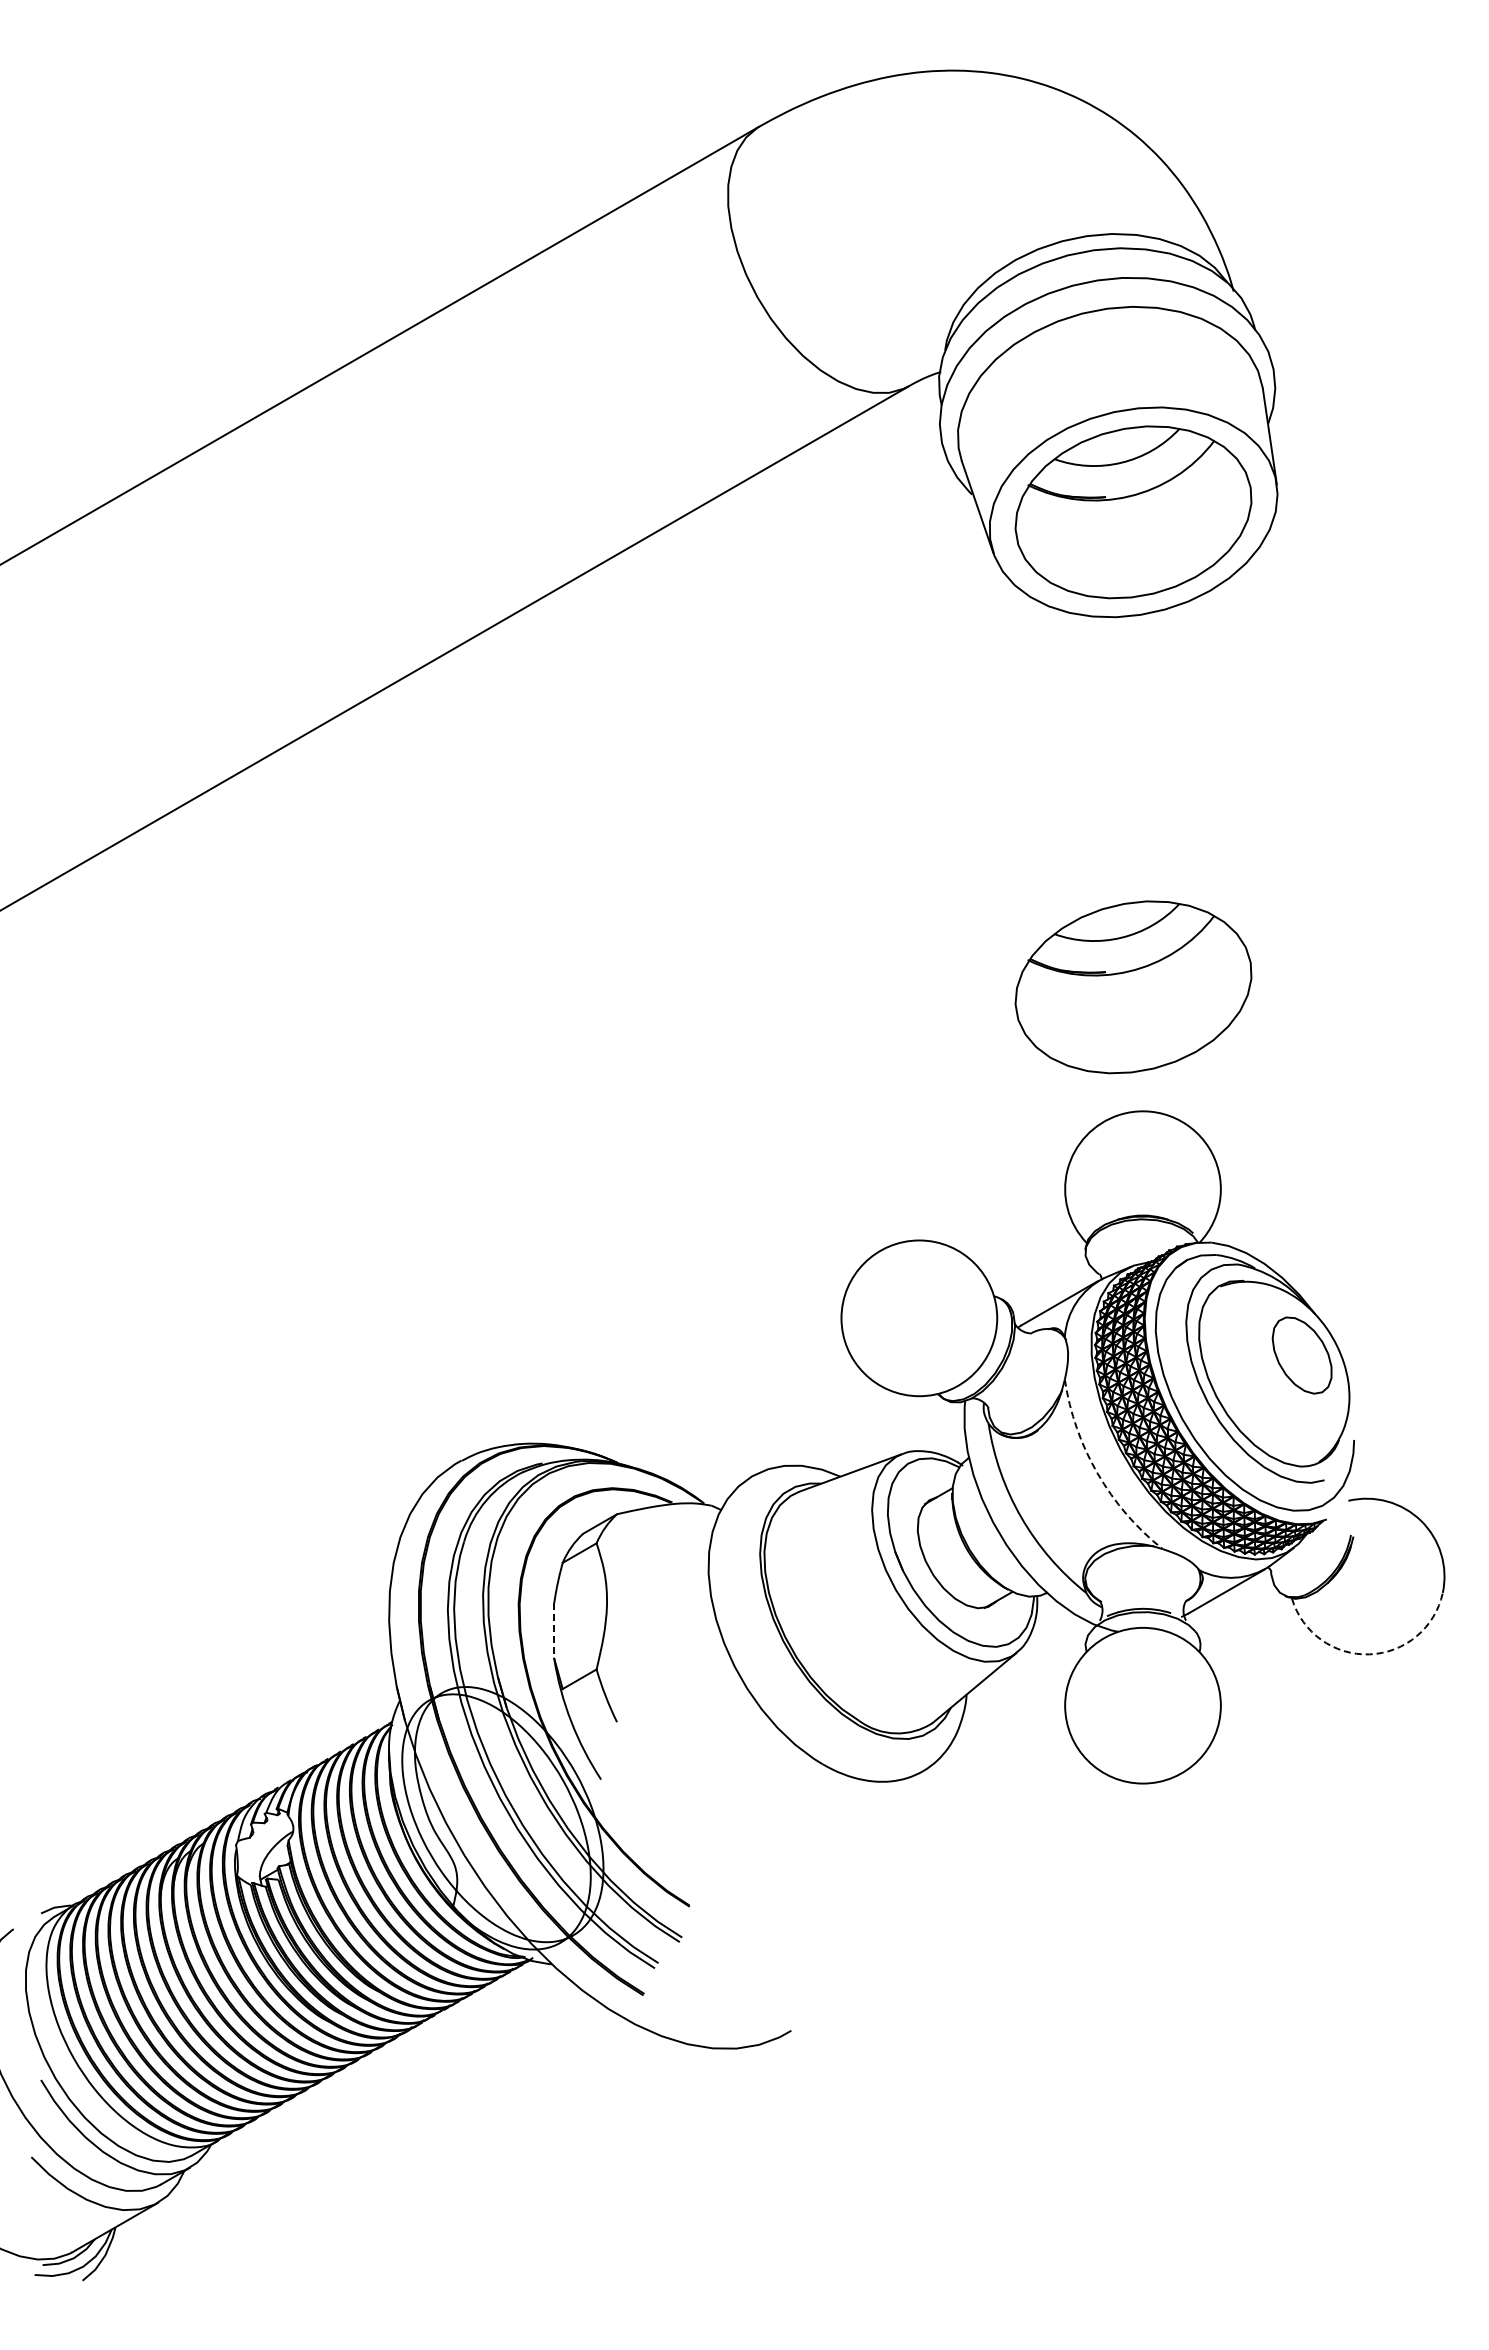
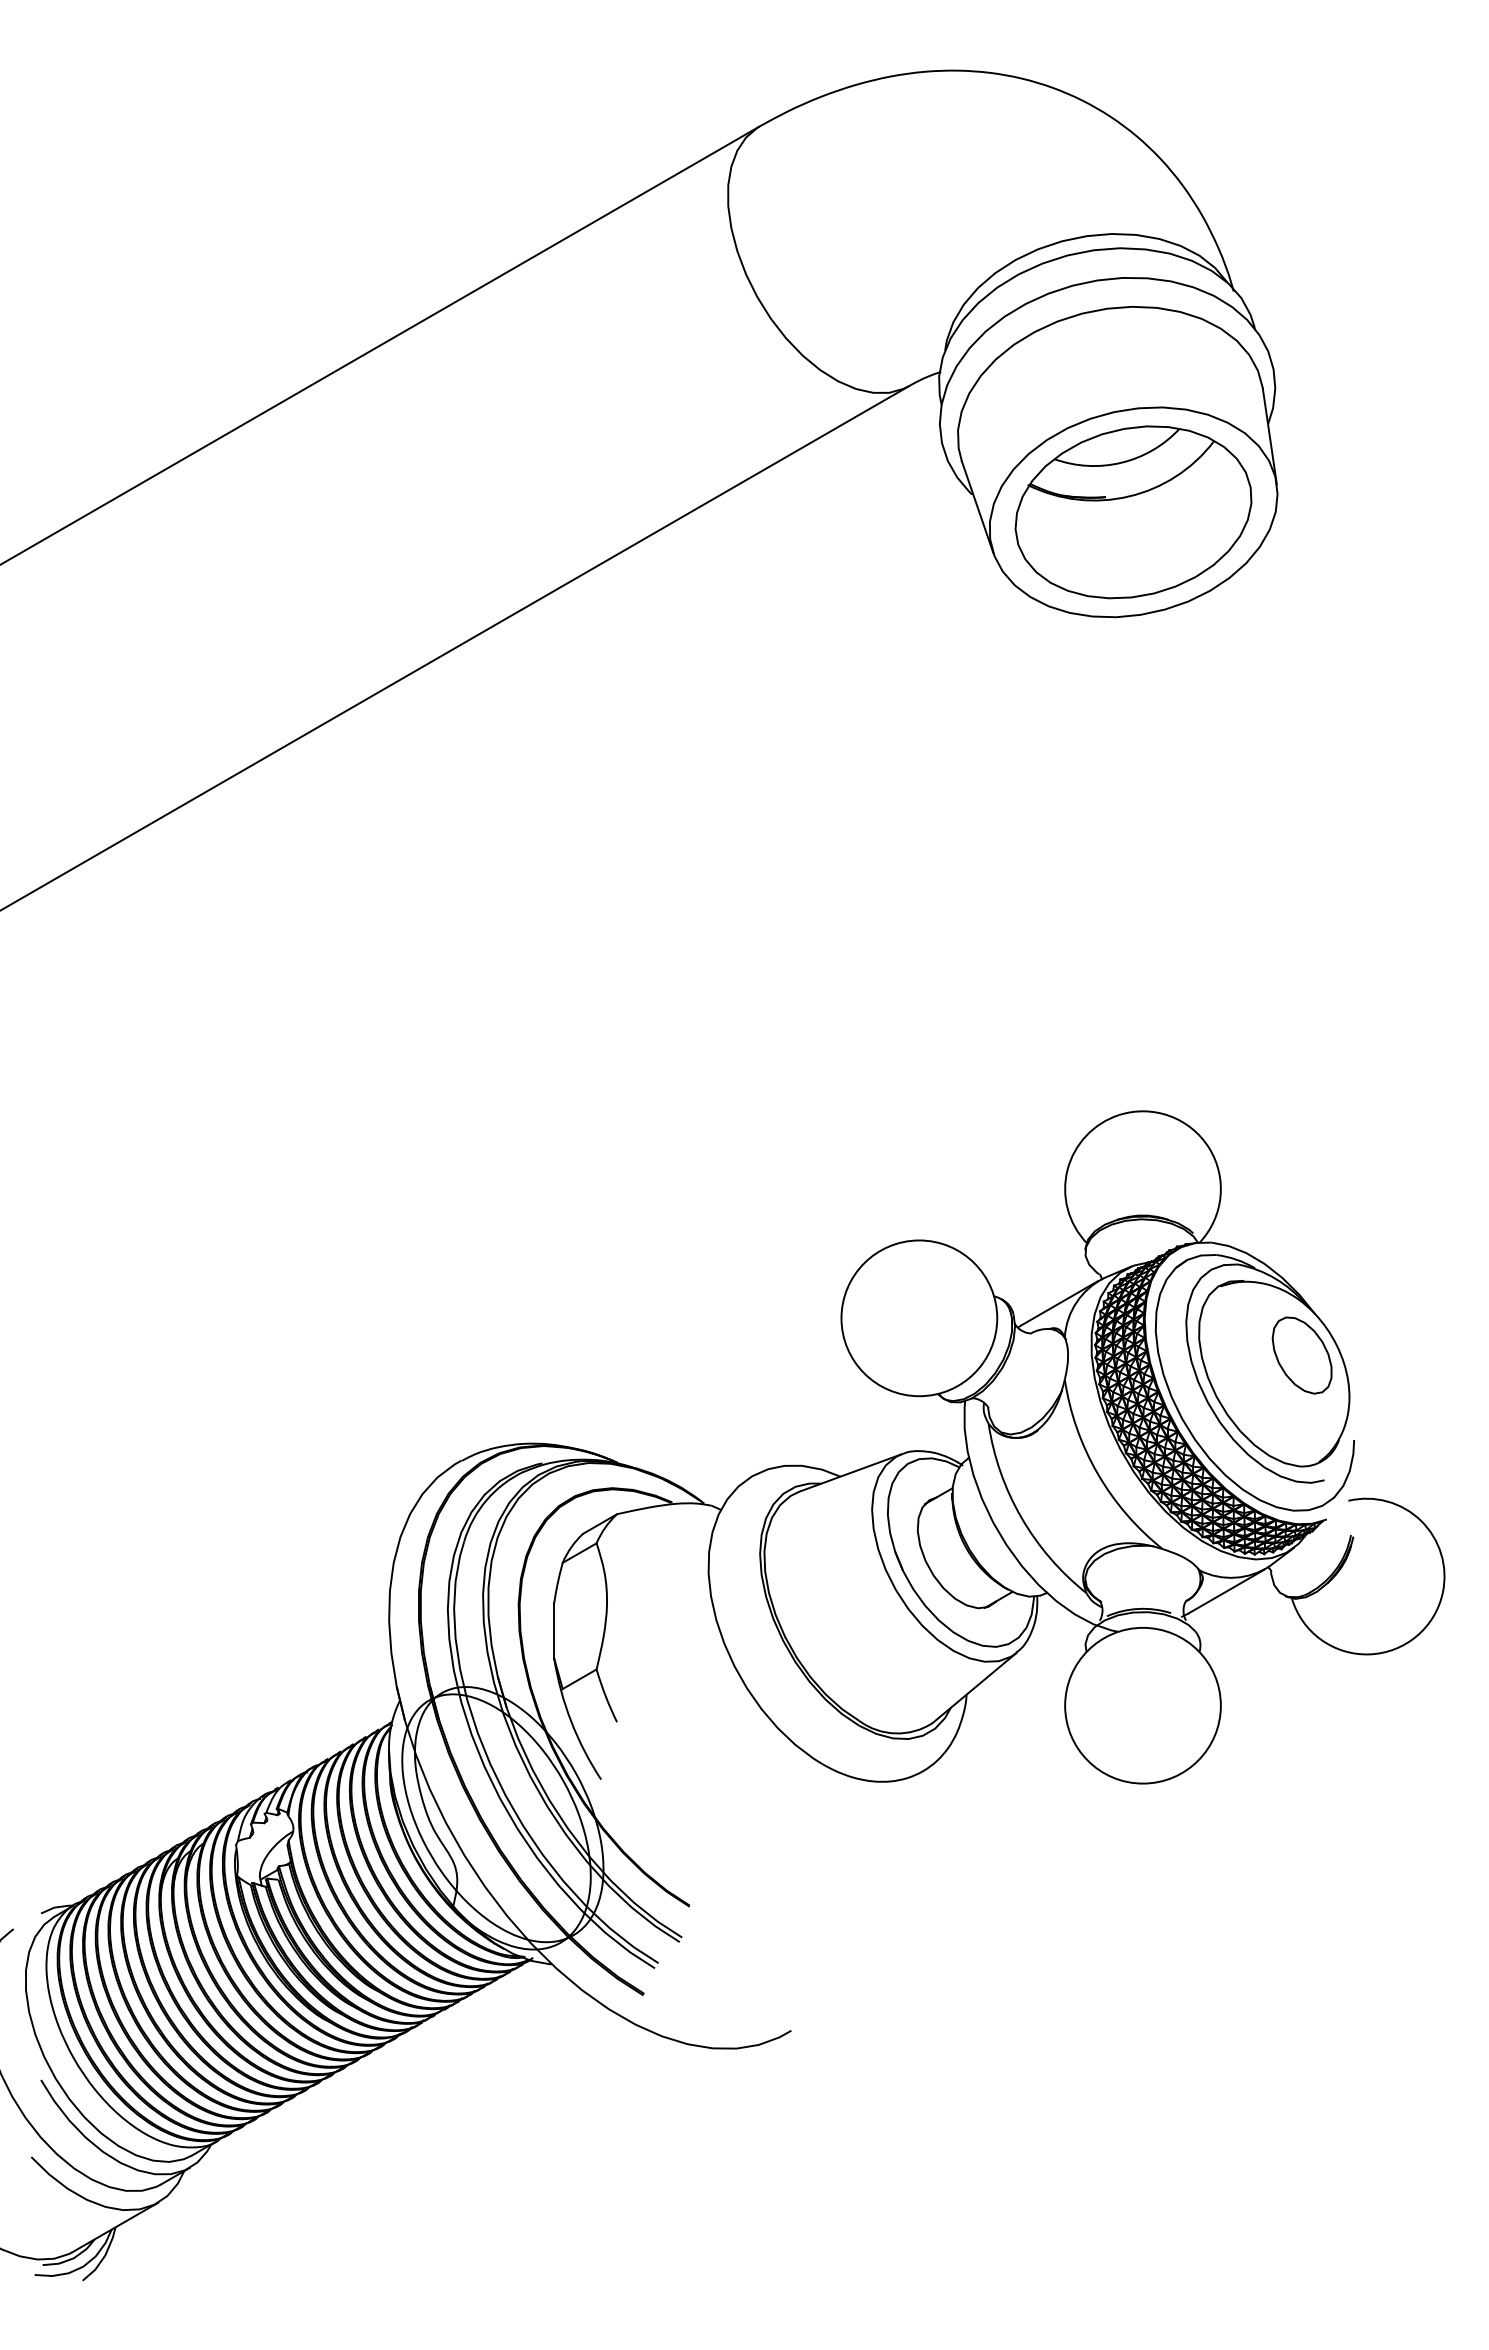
part: present -> none (1133, 987)
arc: dashed -> solid (1097, 1473)
line: dashed -> solid (554, 1630)
arc: dashed -> solid (1369, 1654)
